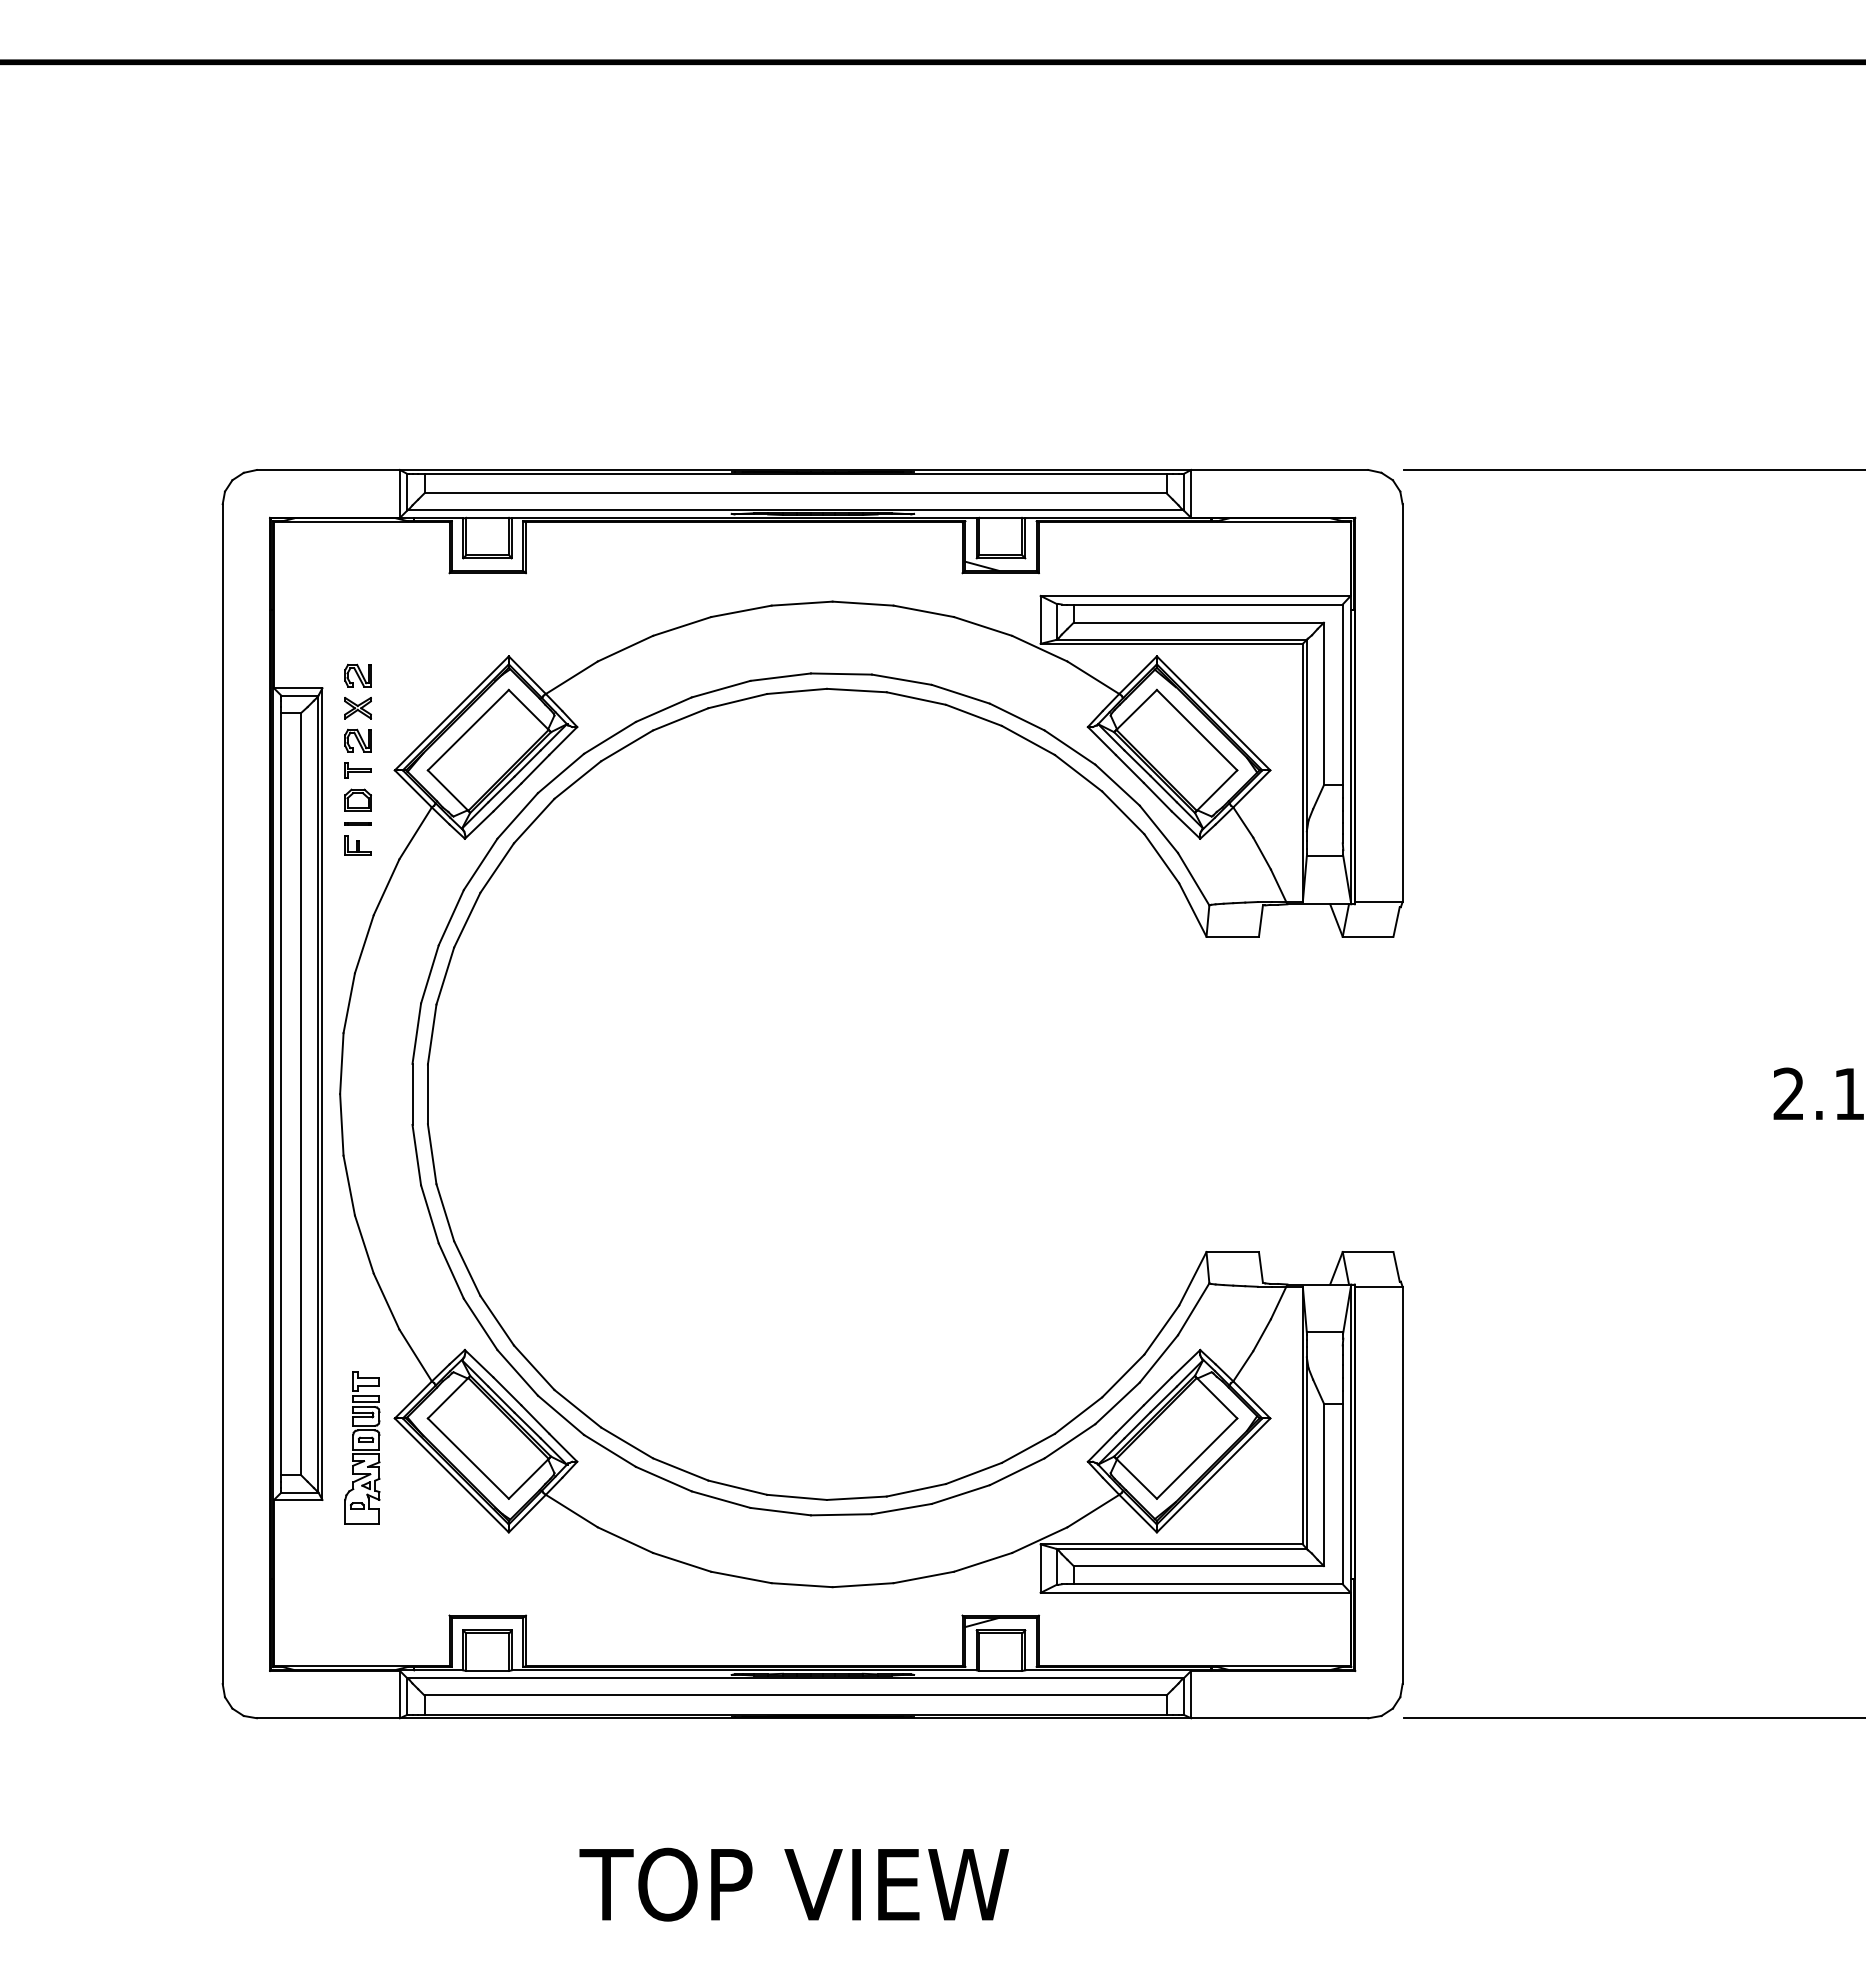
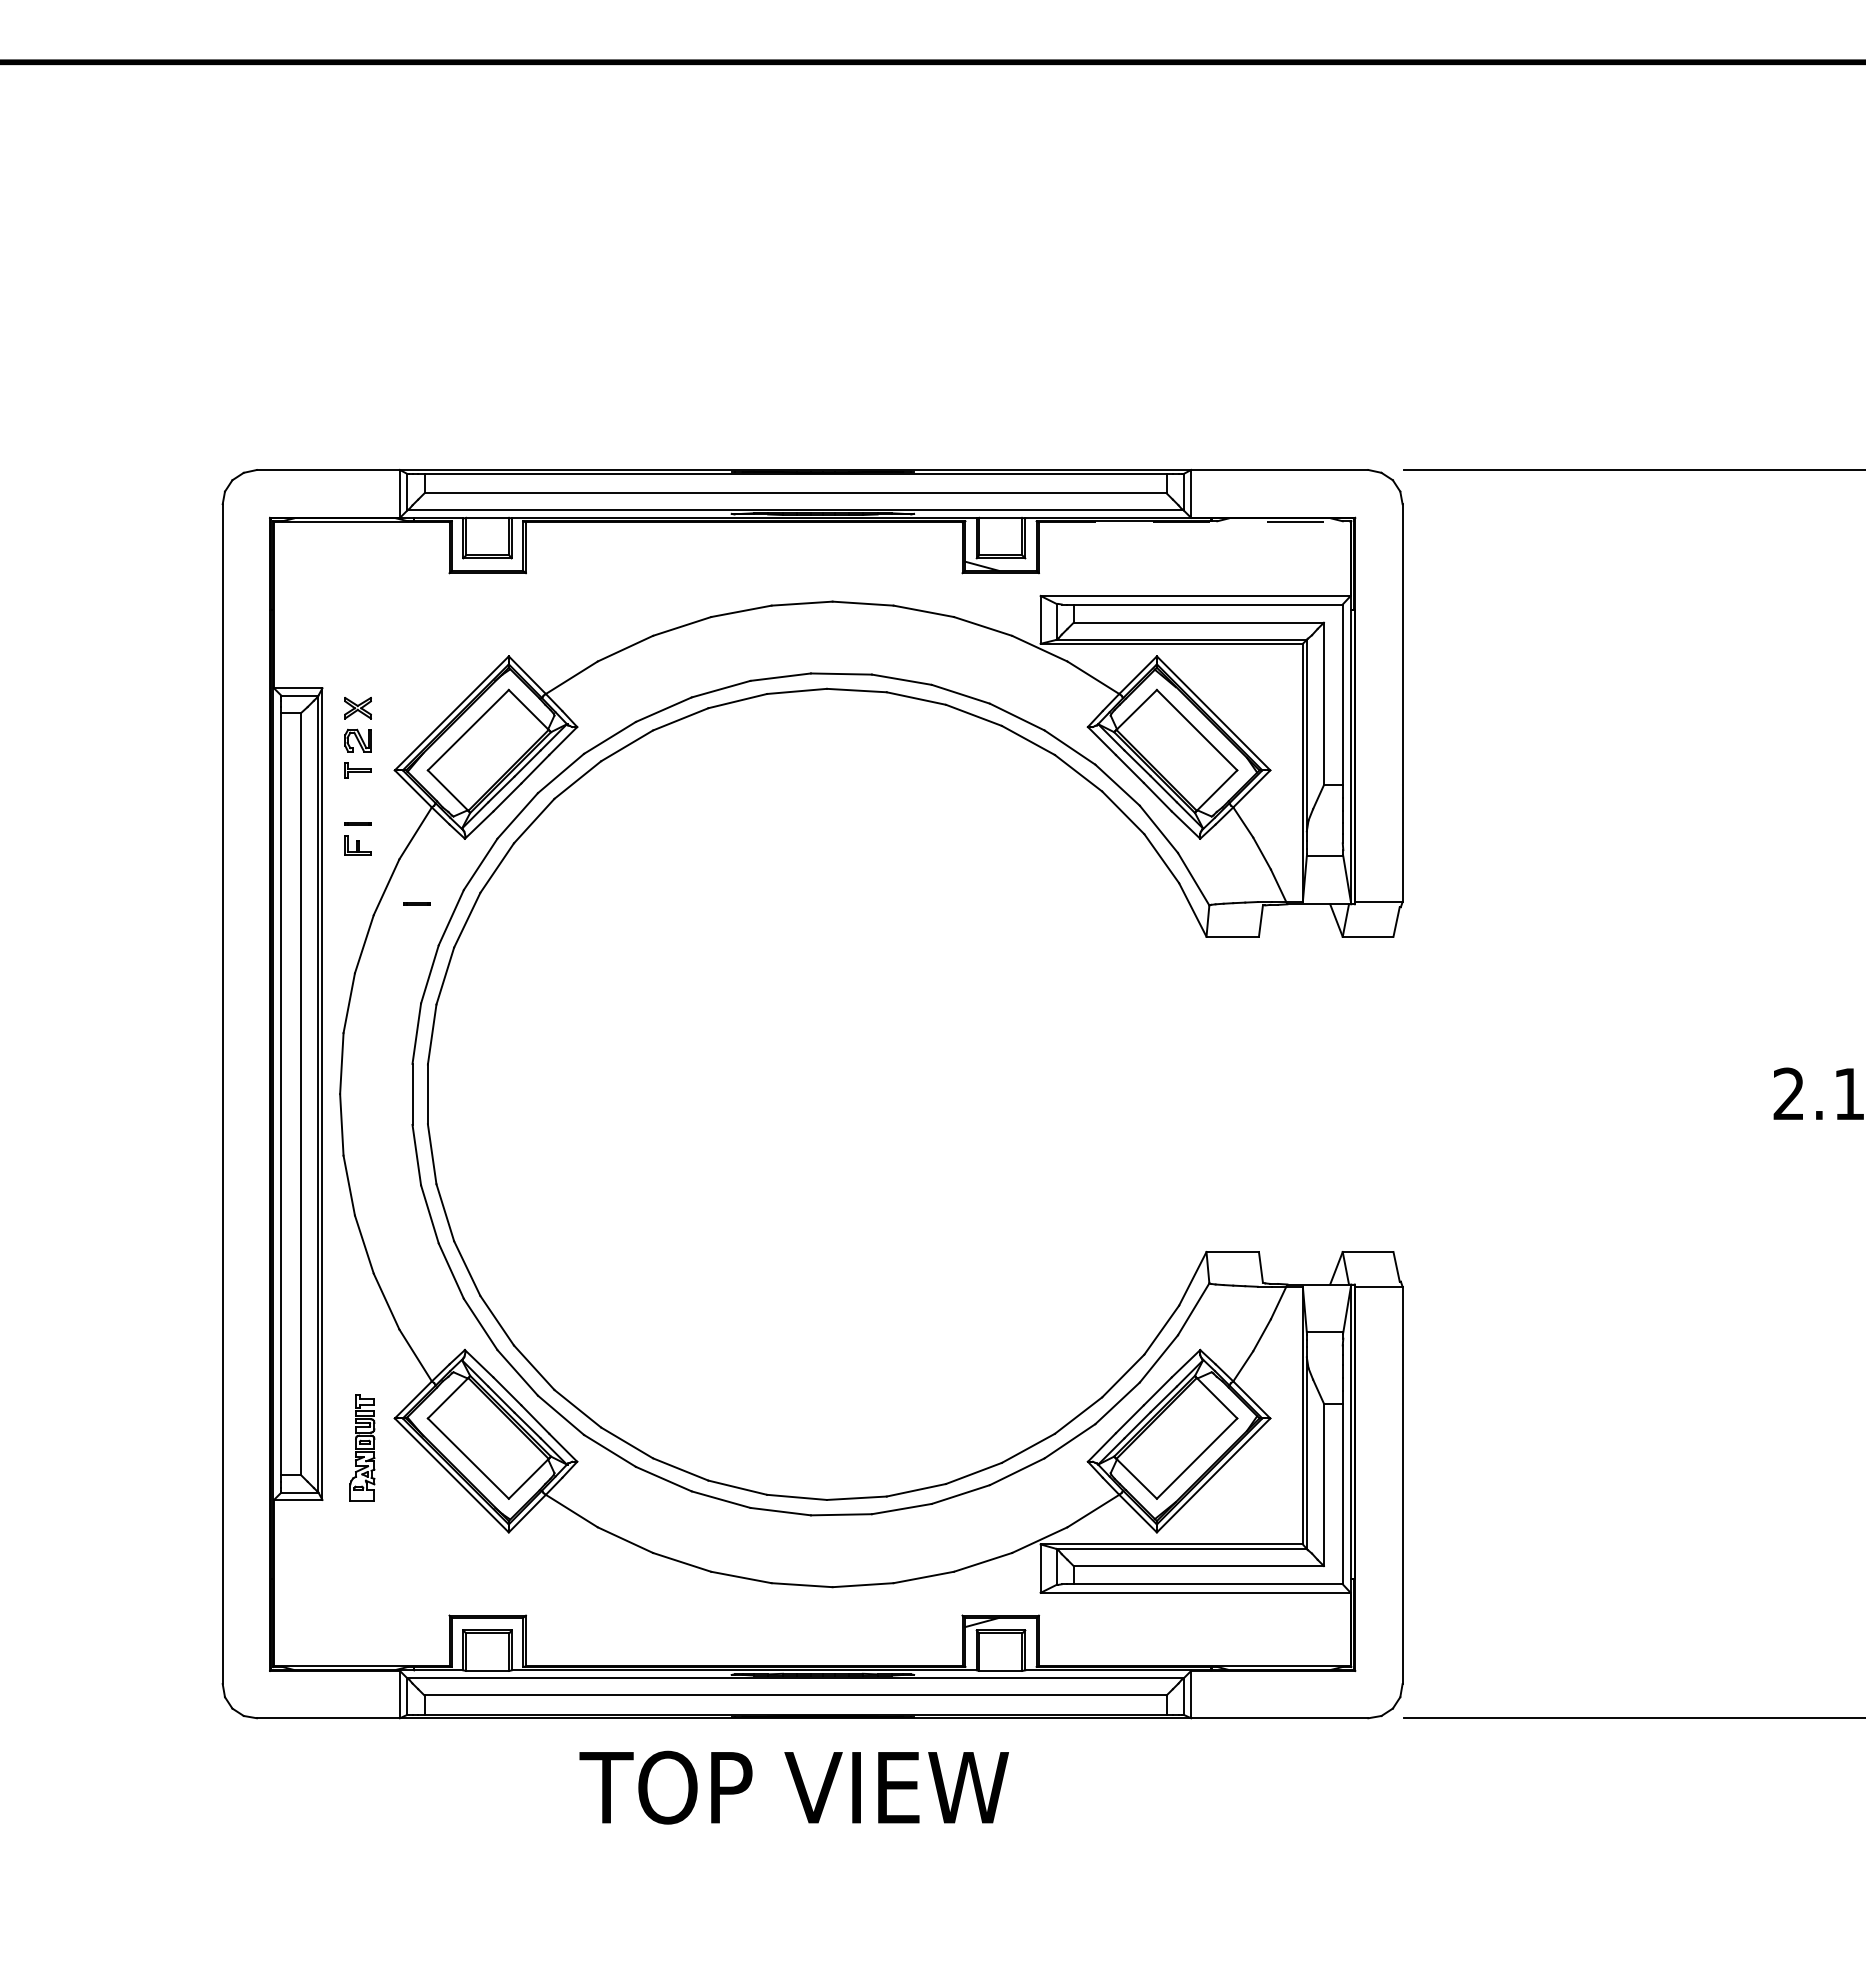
line: solid -> dashed (1194, 522)
part: present -> none (357, 675)
part: present -> none (357, 799)
line: none -> present (416, 903)
part size: 37x154 px -> 27x108 px (362, 1447)
text position: (793, 1884) -> (793, 1787) (793, 1787)
